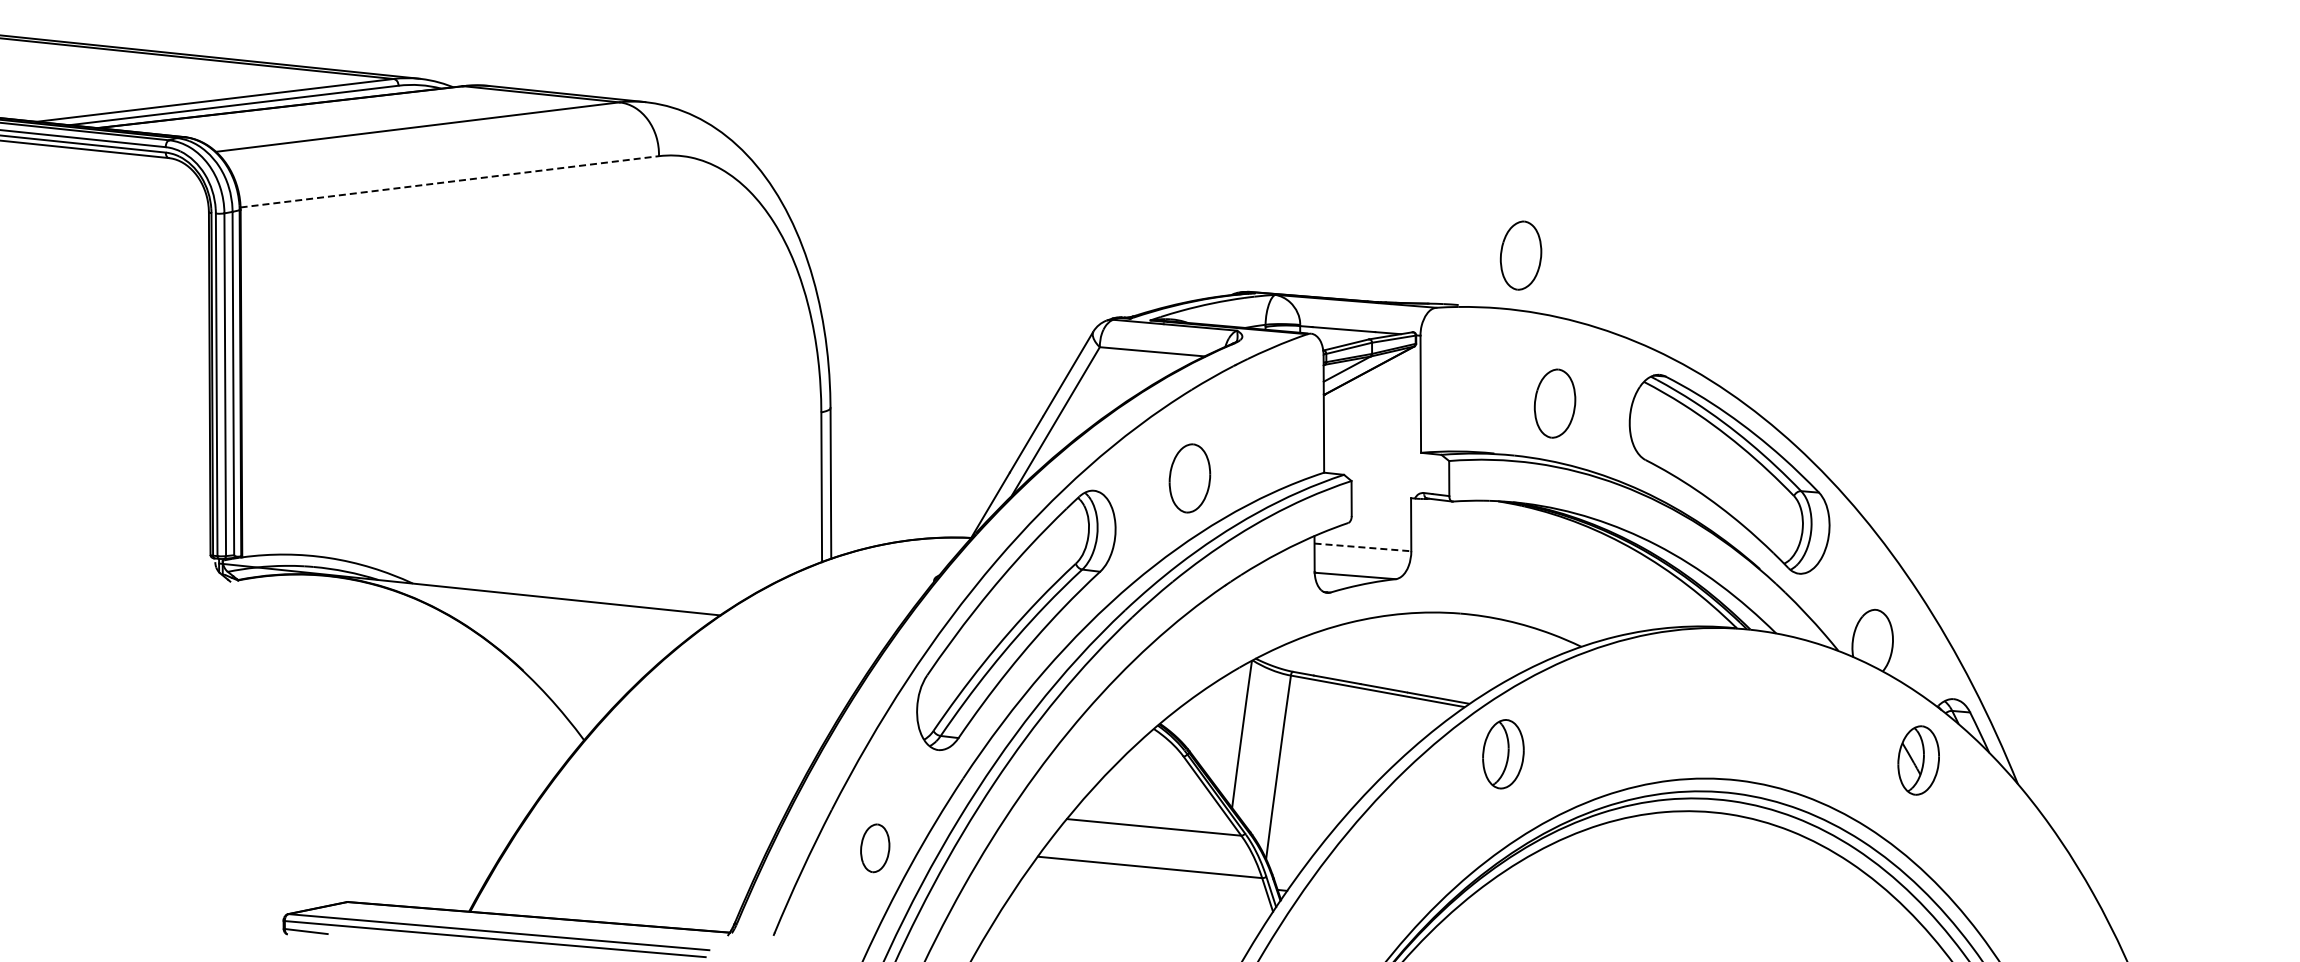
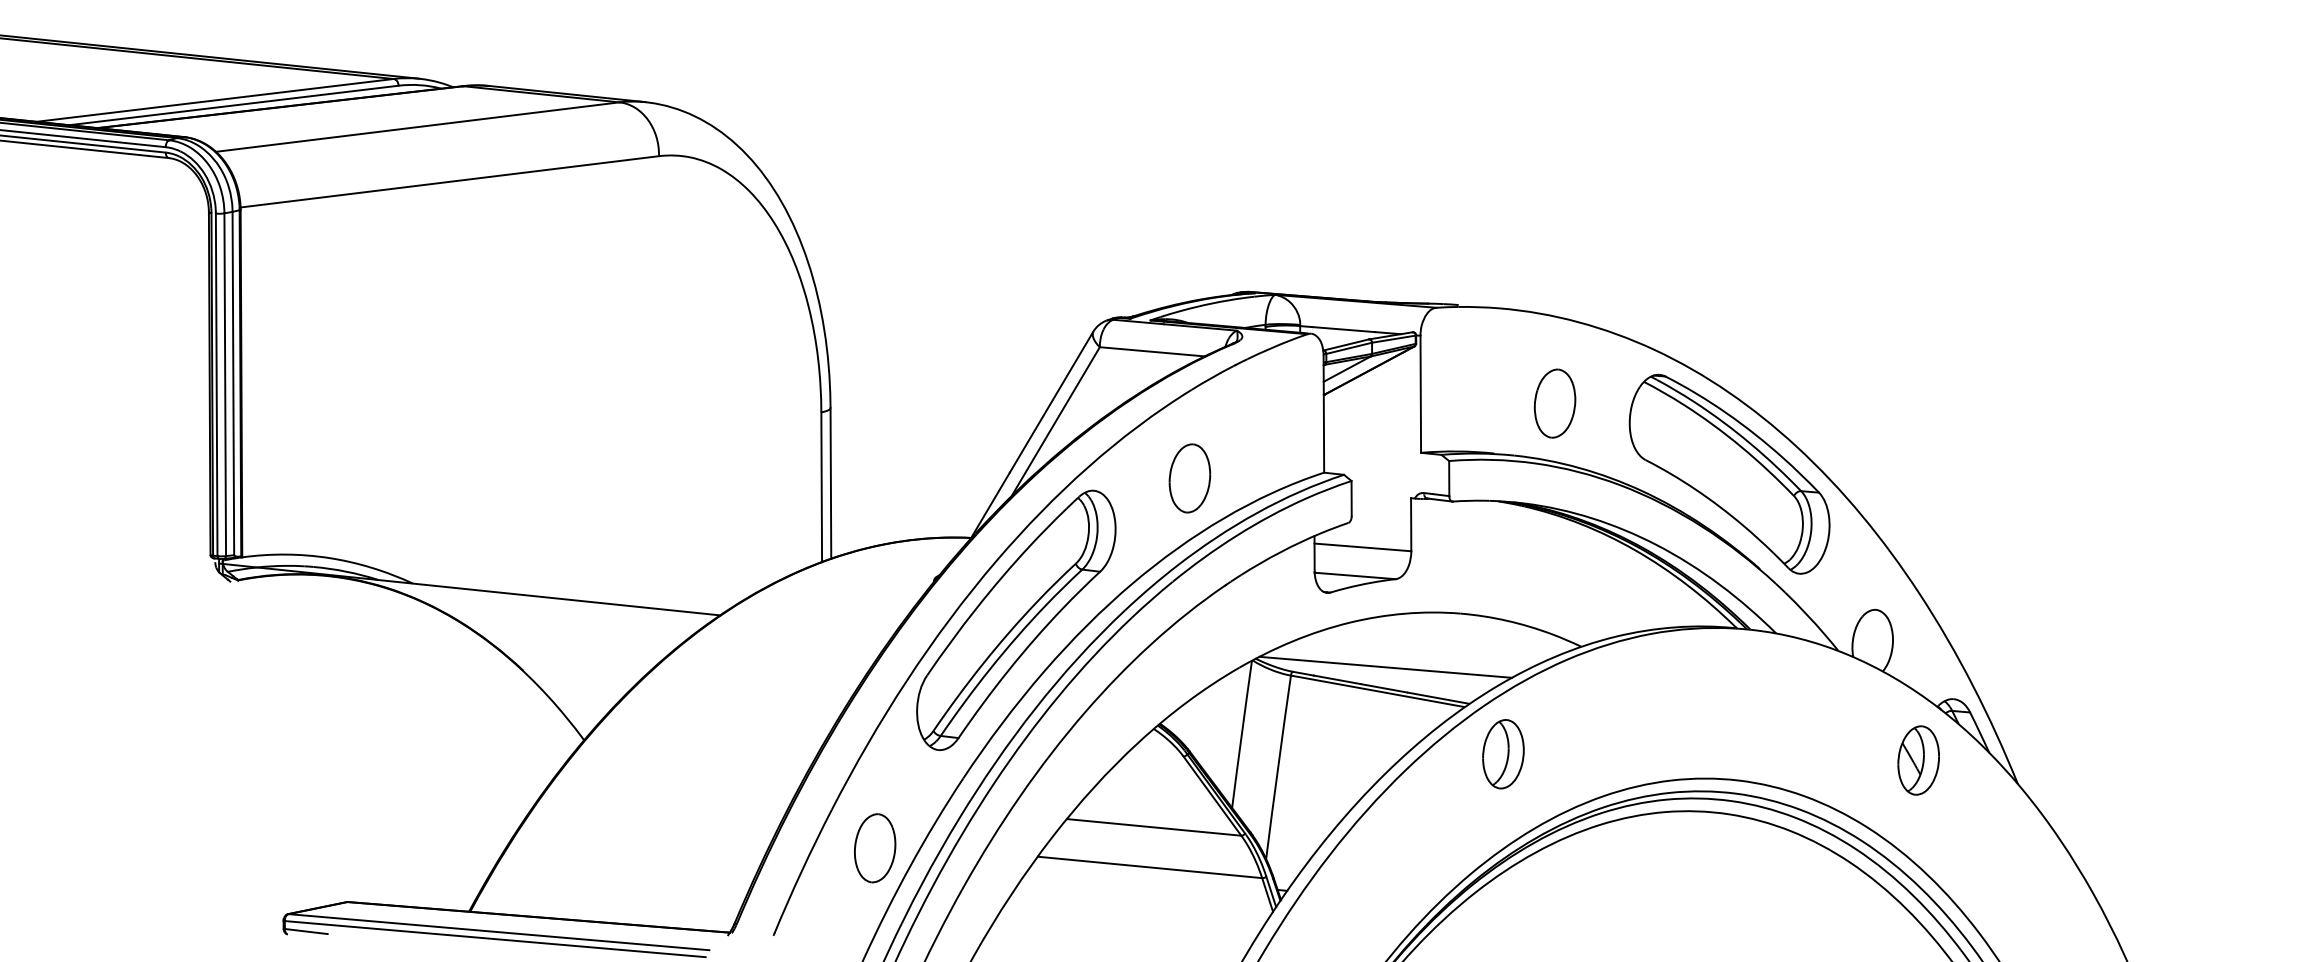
line: dashed -> solid (449, 181)
part: present -> none (1520, 255)
line: dashed -> solid (1362, 547)
line: none -> present (1385, 666)
part size: 31x51 px -> 43x71 px (875, 848)
